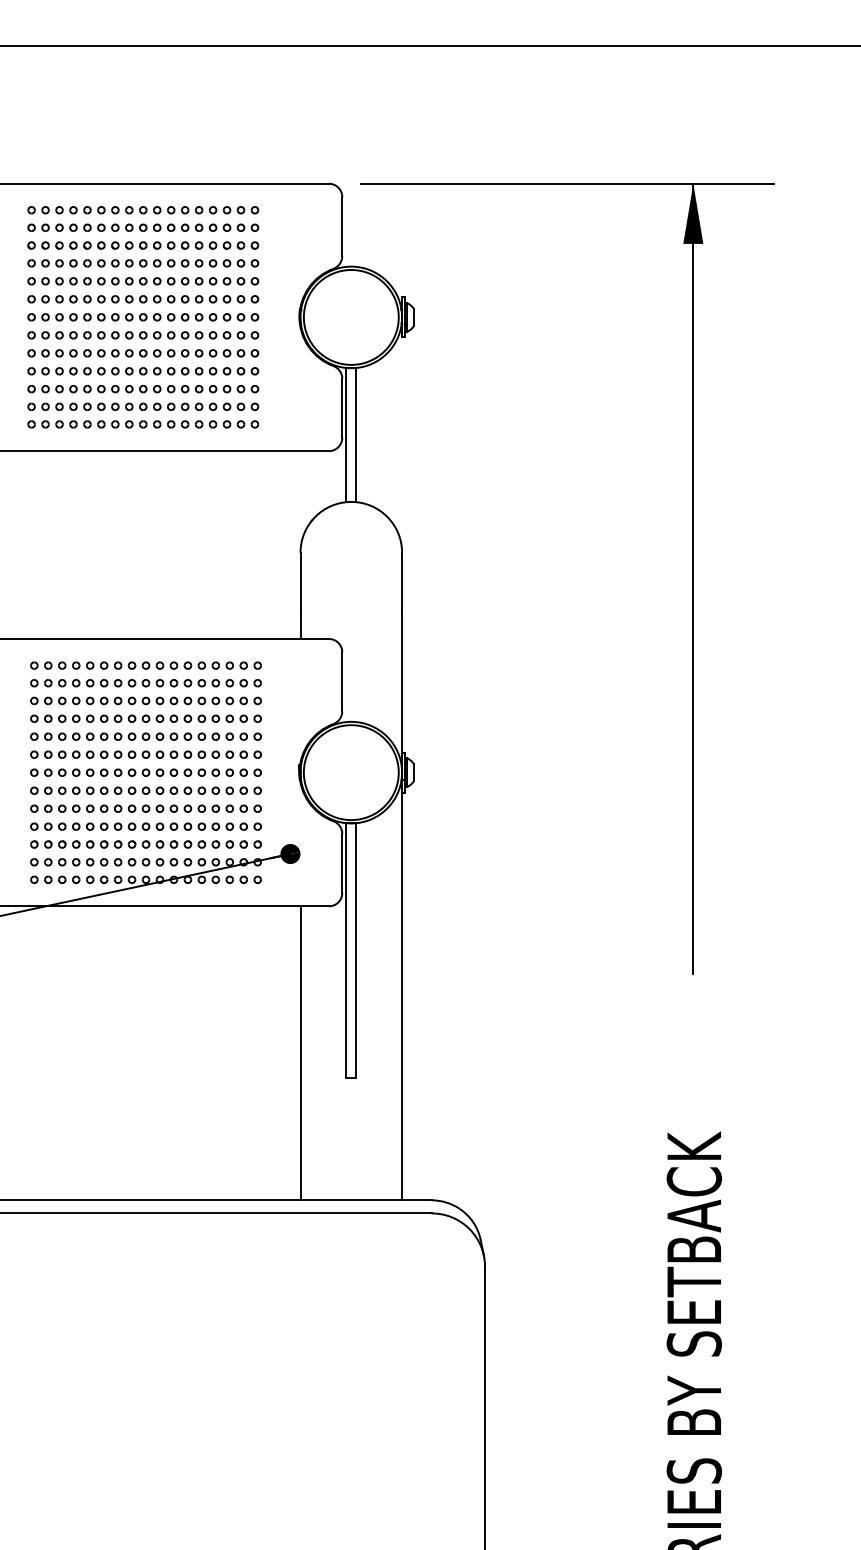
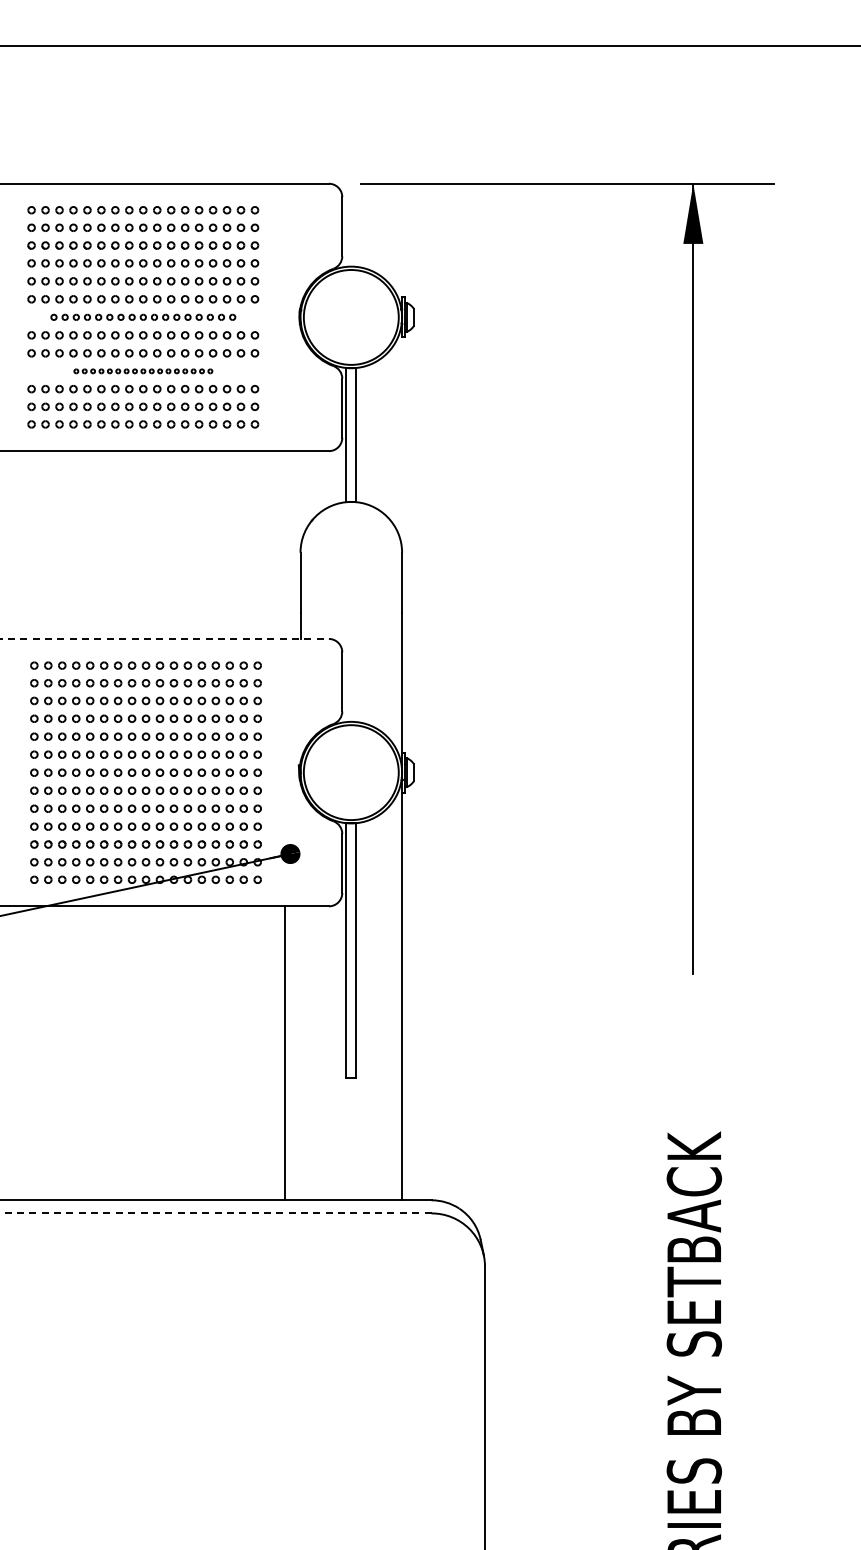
part size: 233x9 px -> 187x8 px (143, 316)
part size: 233x9 px -> 141x7 px (143, 371)
line: solid -> dashed (164, 638)
line position: (300, 1053) -> (284, 1053) (284, 1053)
line: solid -> dashed (215, 1213)
